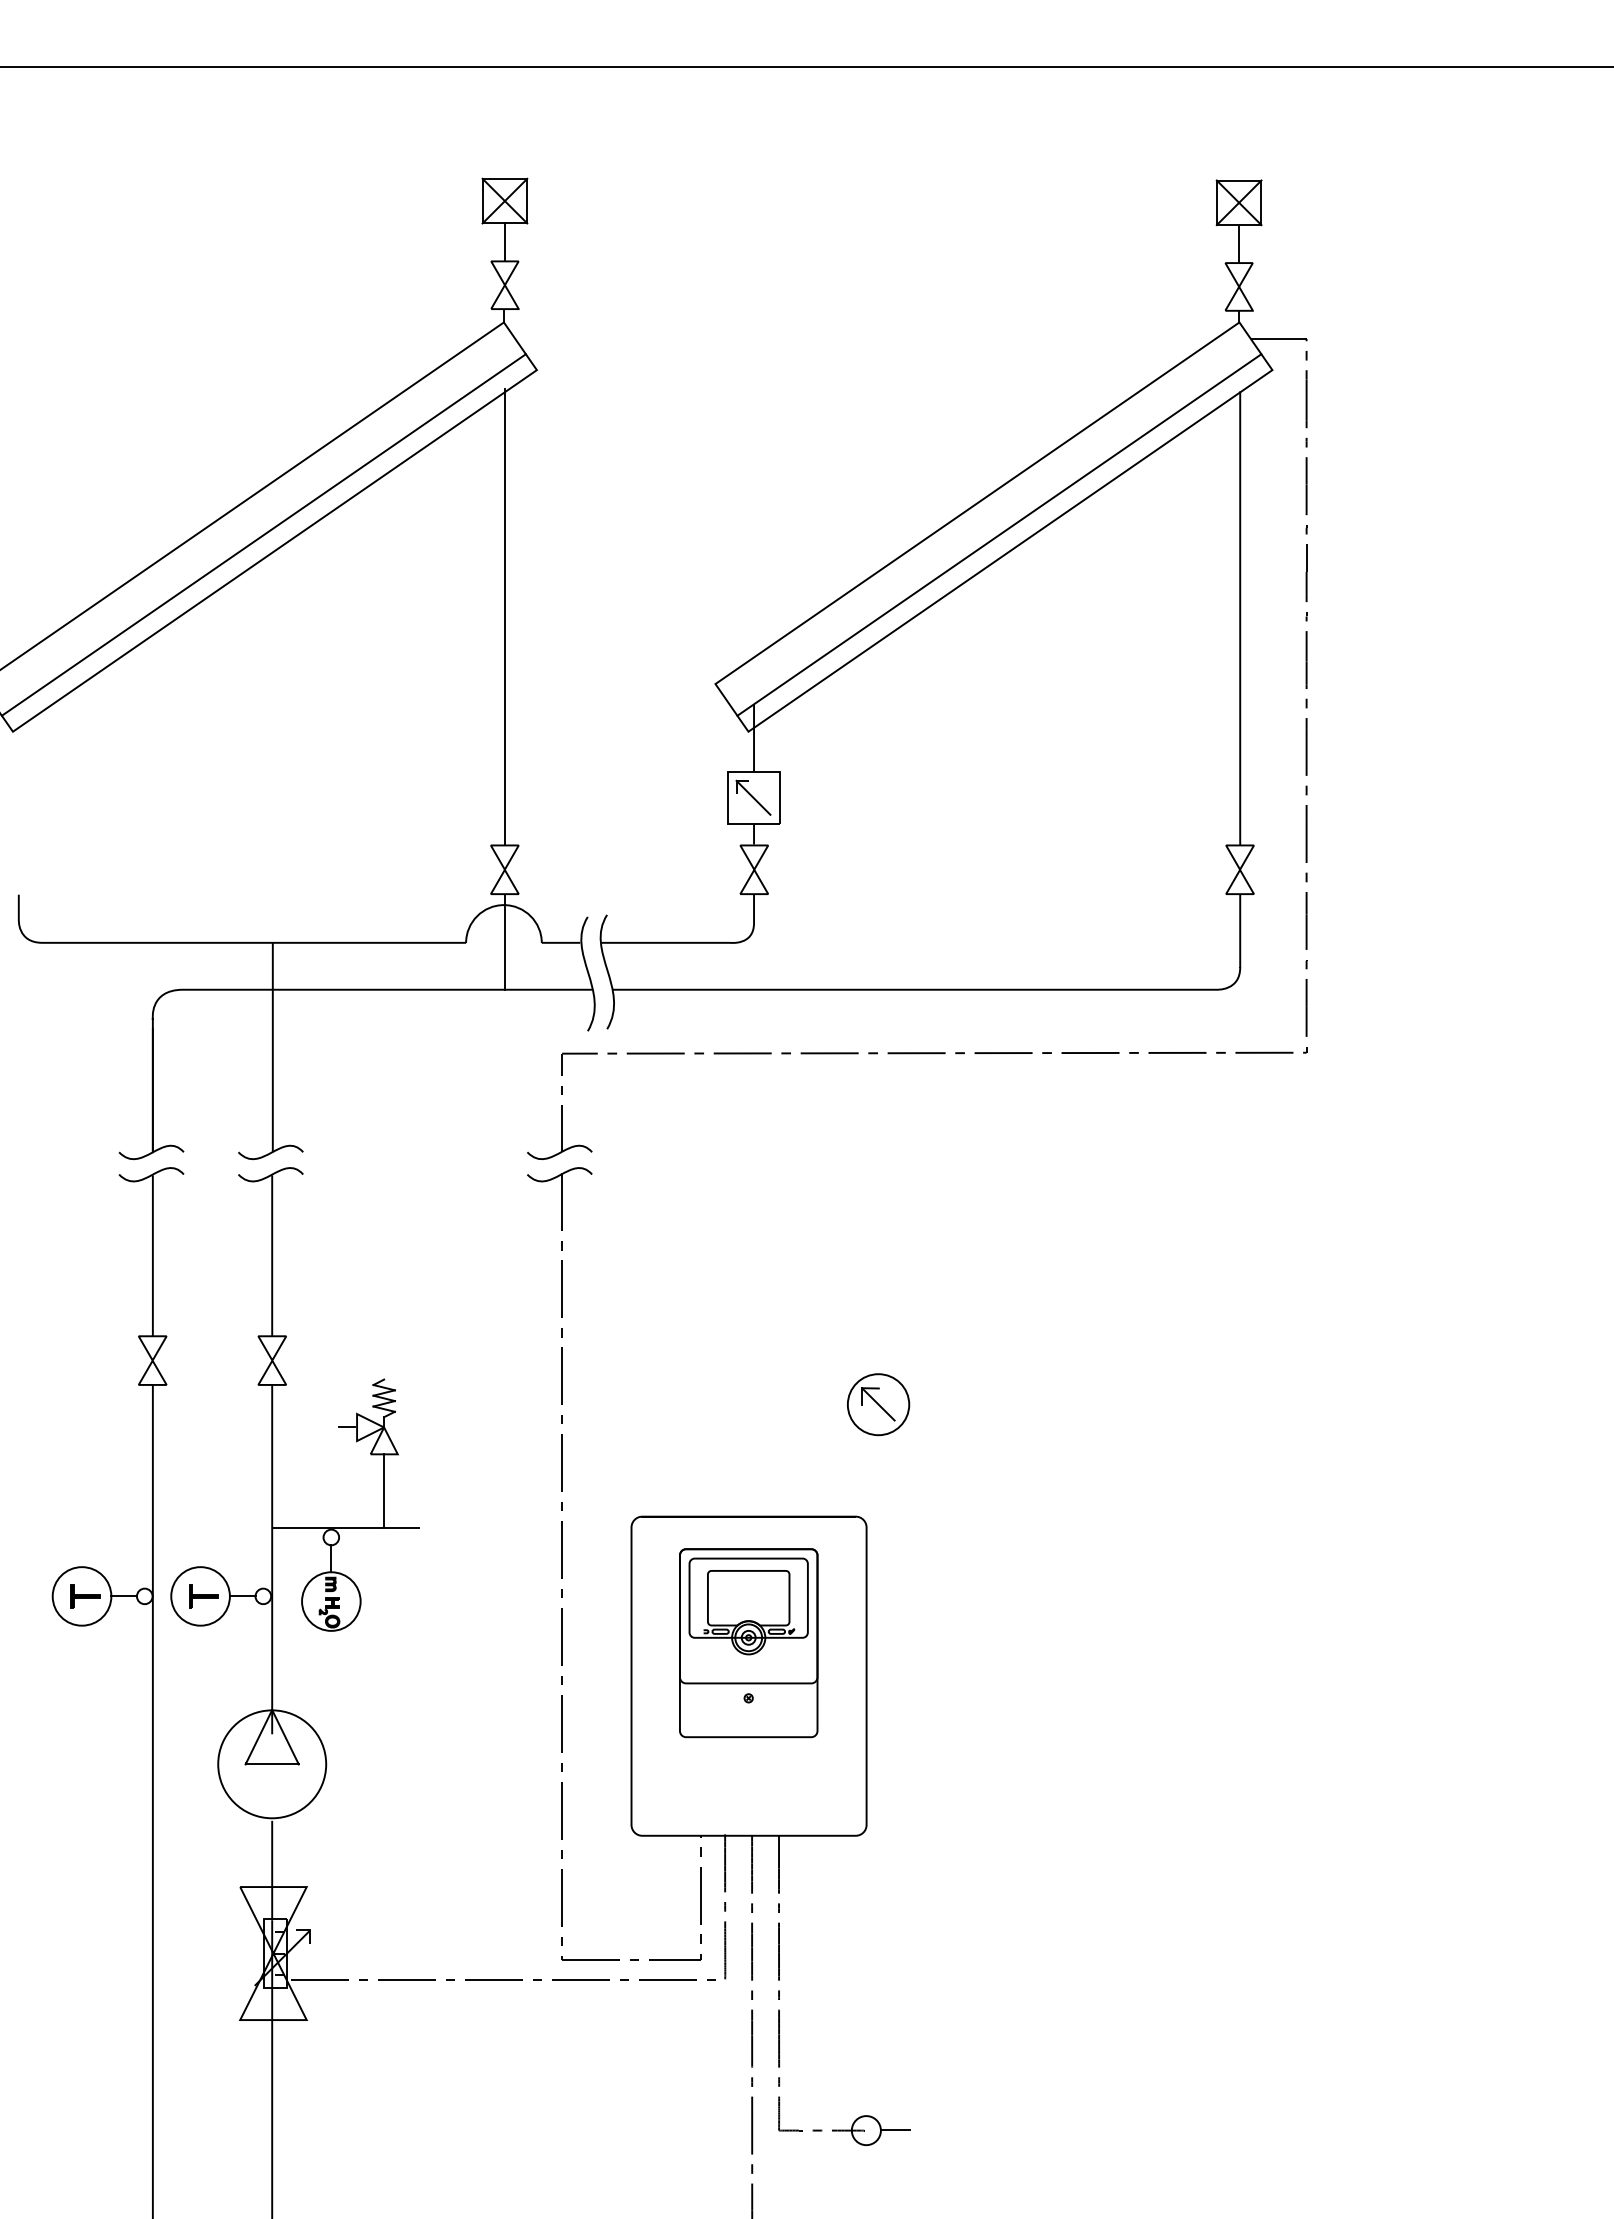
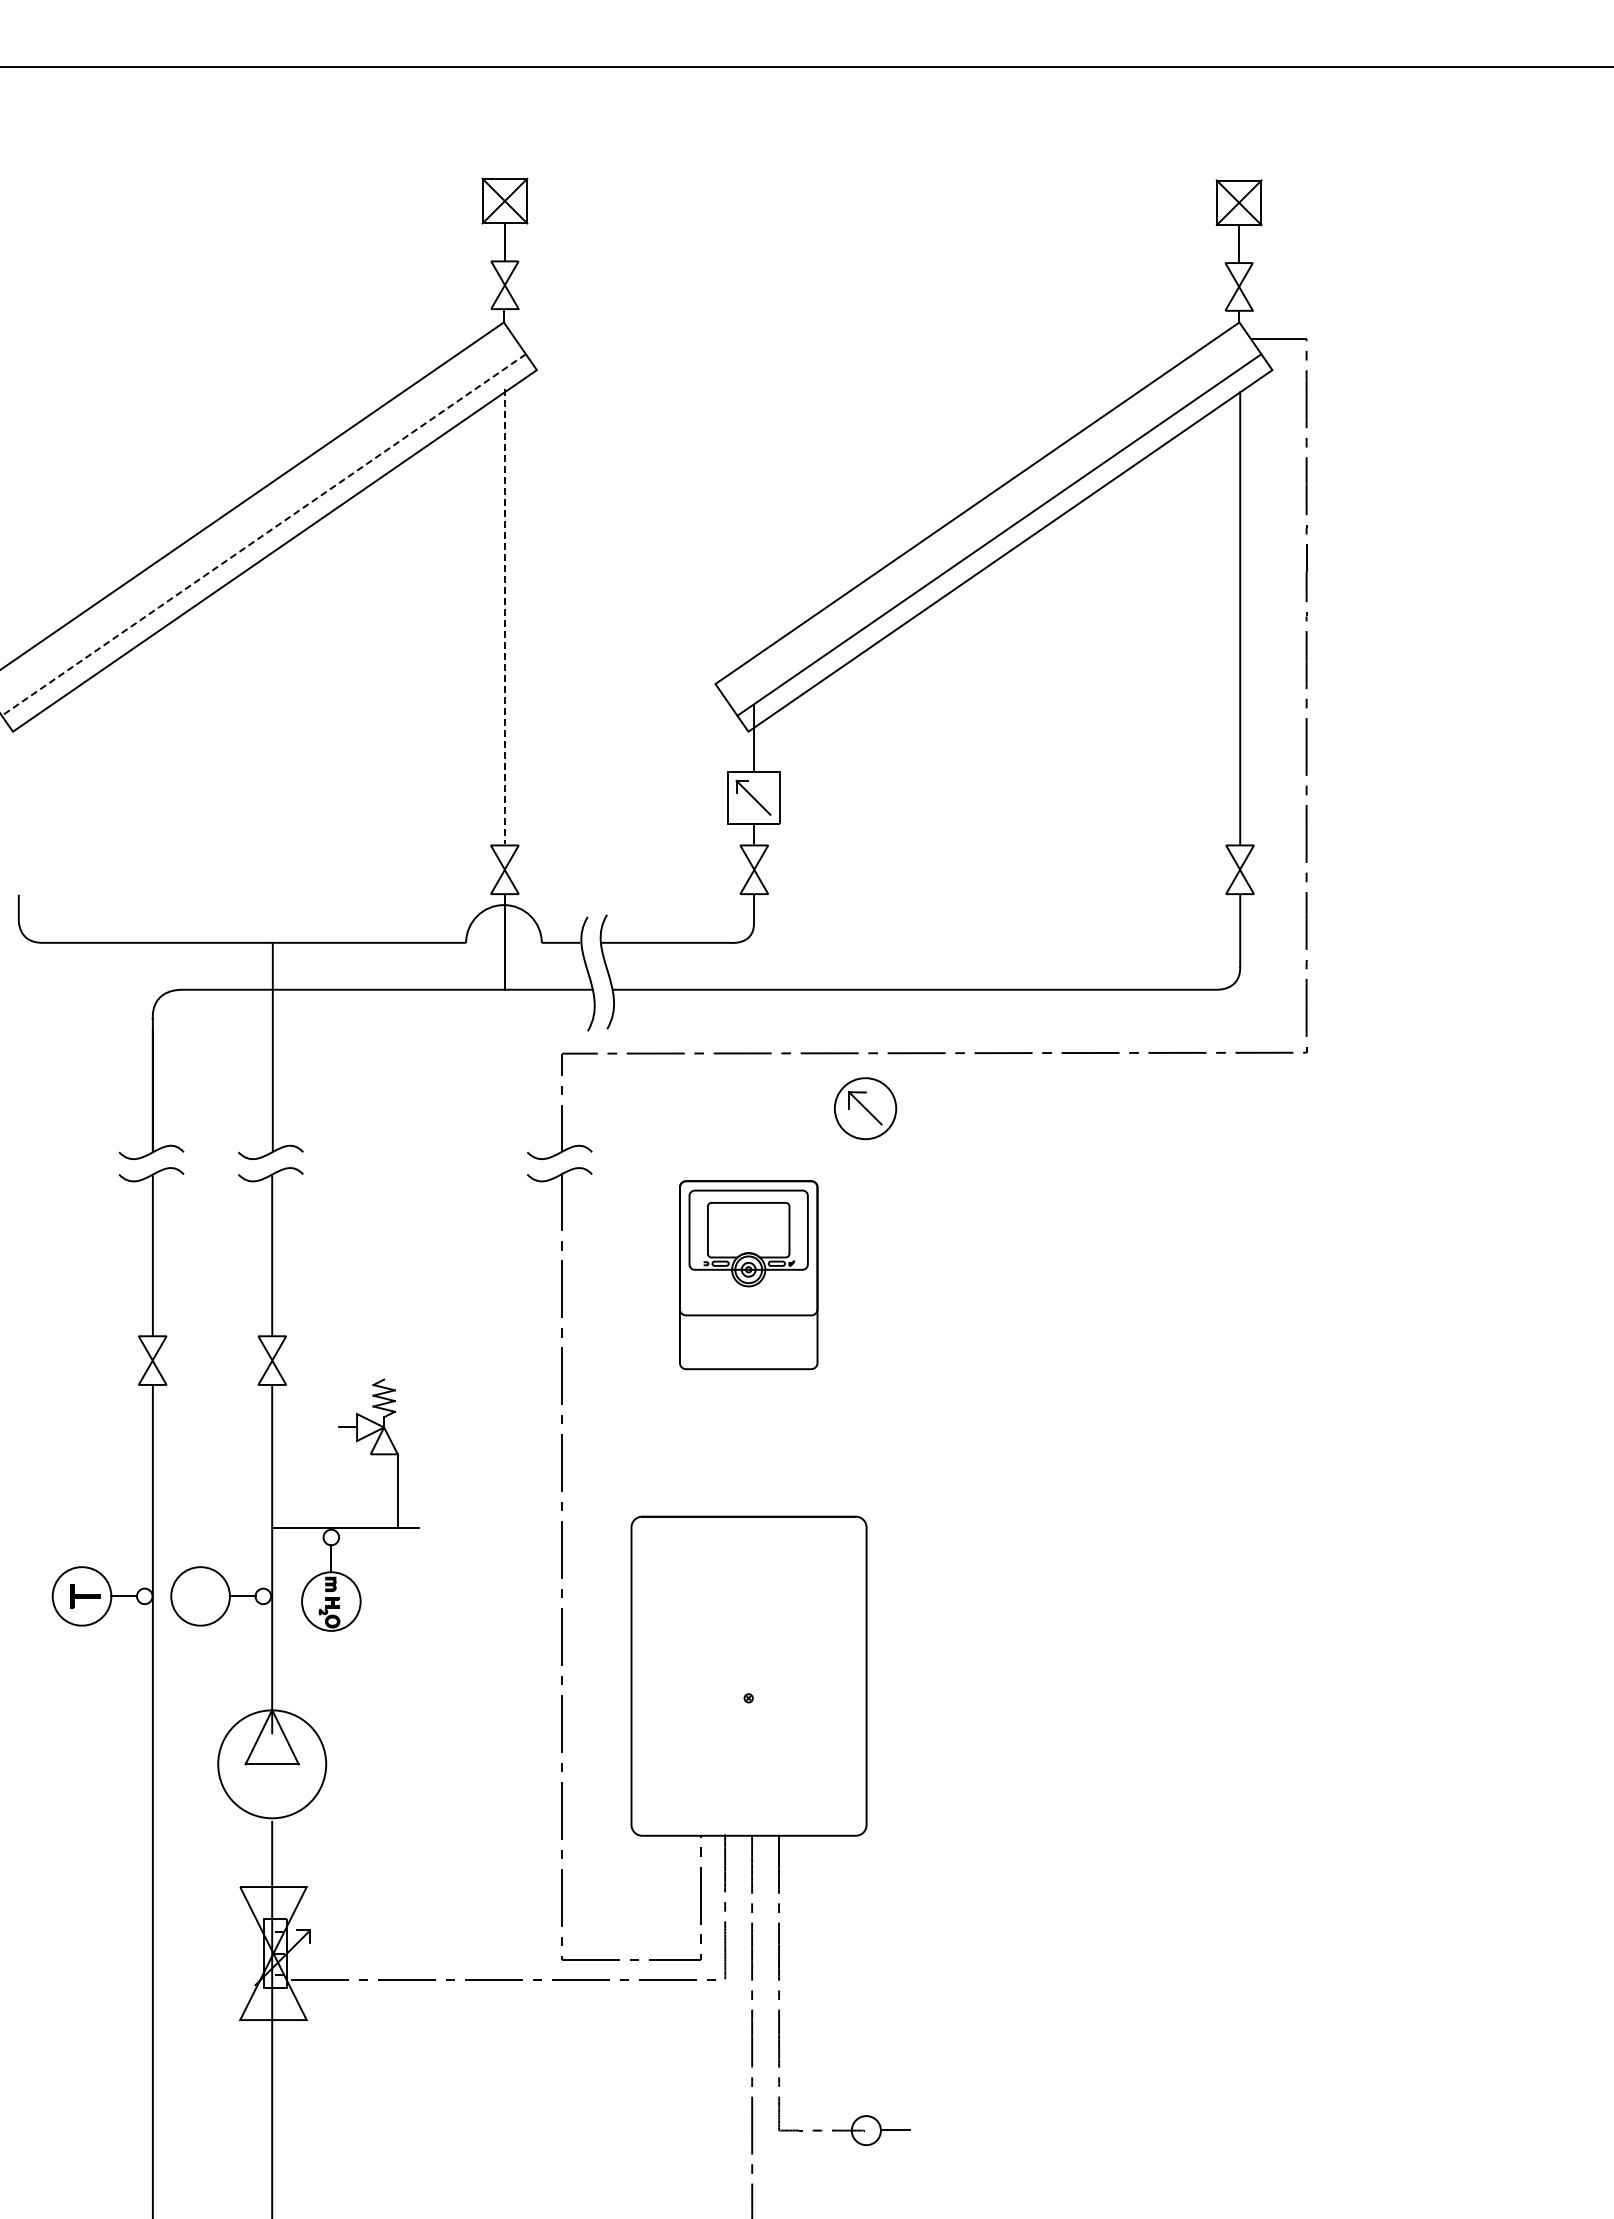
line: solid -> dashed (263, 535)
line: solid -> dashed (504, 617)
part position: (878, 1404) -> (865, 1108) (865, 1108)
line position: (384, 1491) -> (398, 1491) (398, 1491)
part: present -> none (203, 1596)
part position: (748, 1643) -> (748, 1275) (748, 1275)
